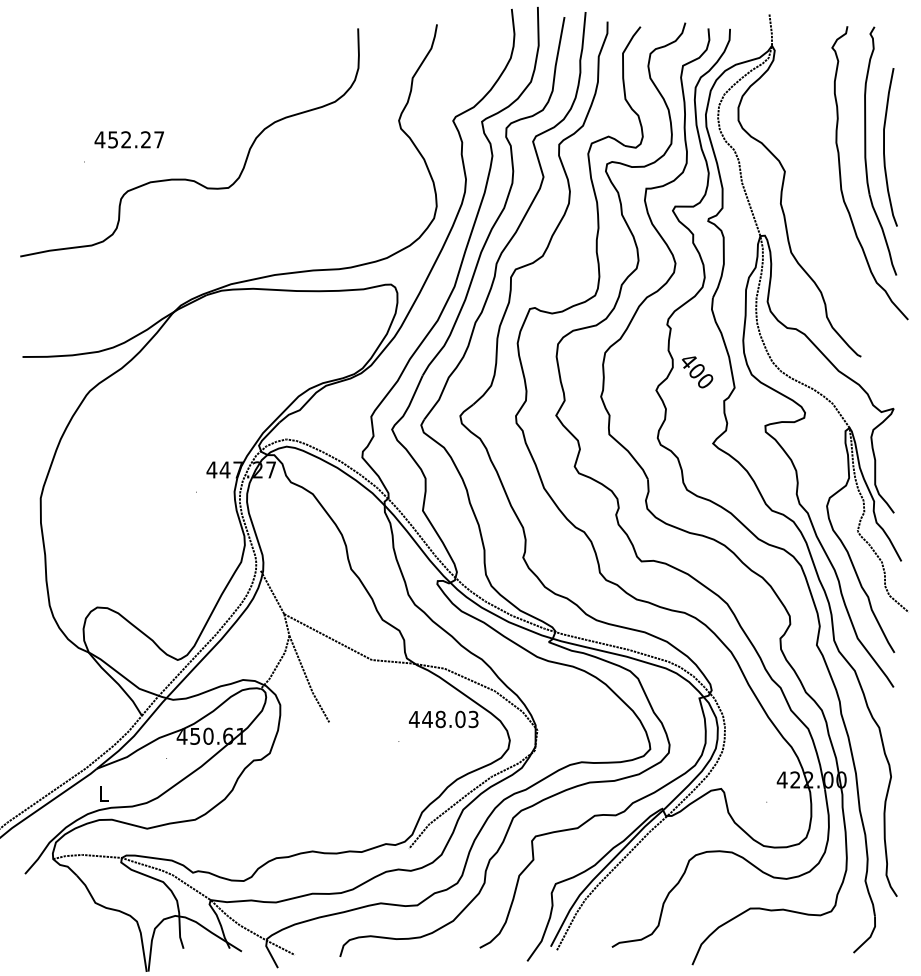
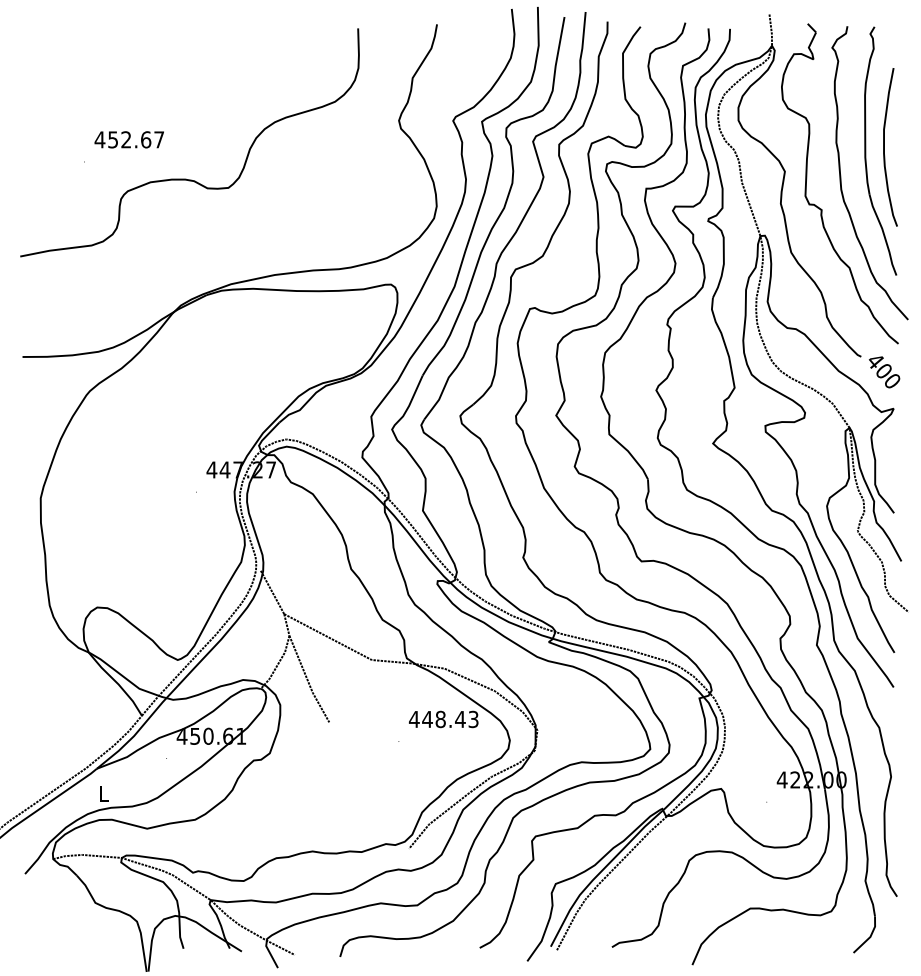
text: 452.27 -> 452.67 (146, 139)
part: none -> present (821, 208)
text position: (697, 372) -> (884, 372) (884, 372)
text: 448.03 -> 448.43 (460, 719)
